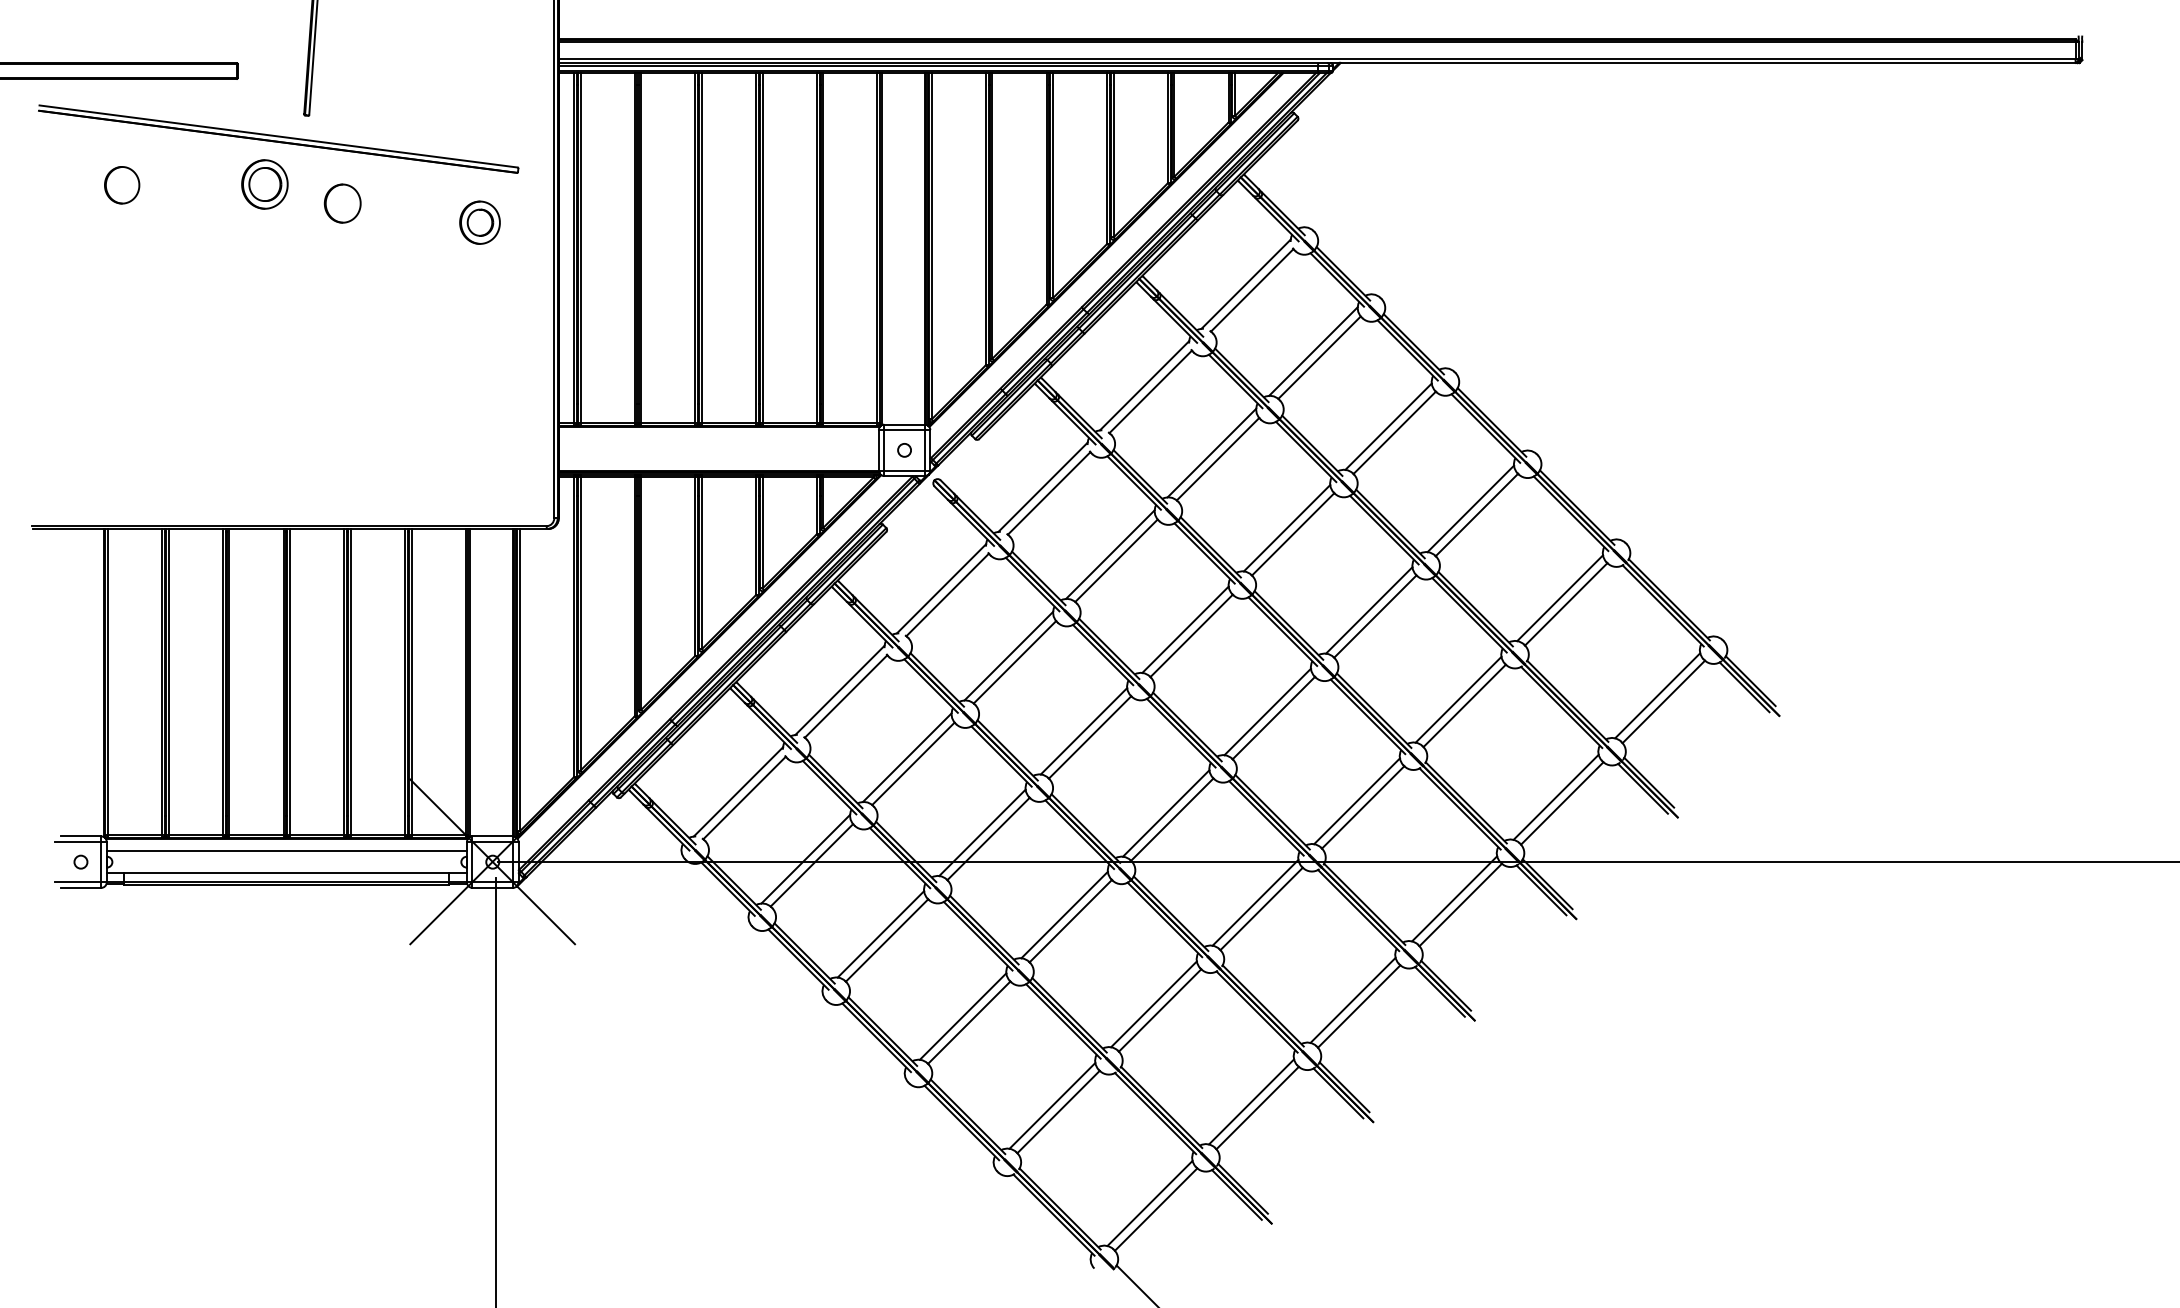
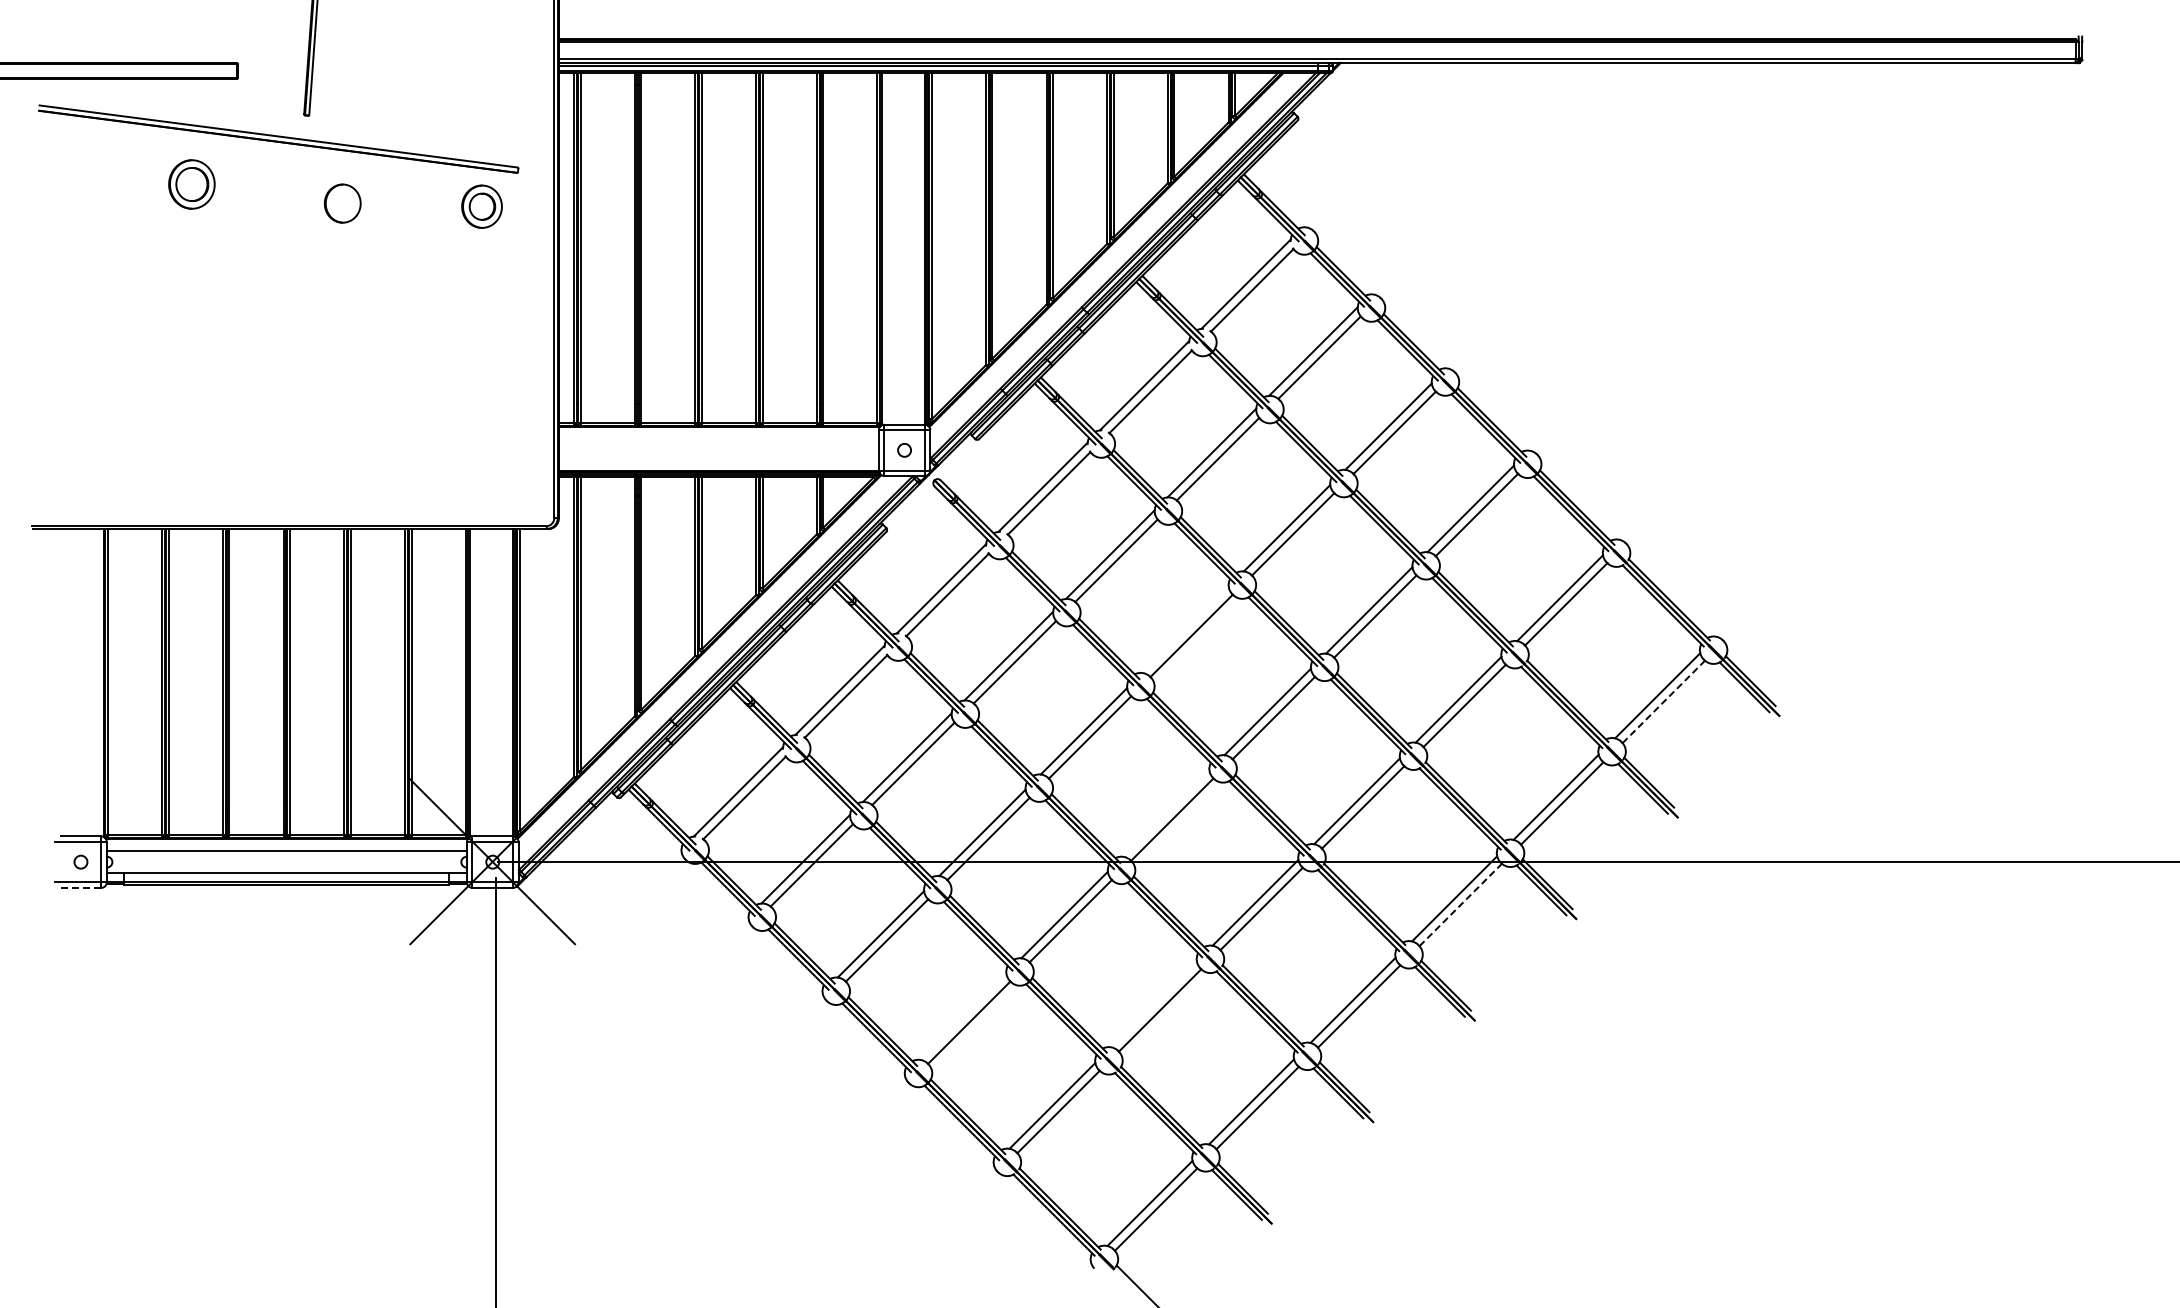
part position: (264, 184) -> (191, 184) (191, 184)
part: present -> none (122, 185)
part position: (479, 222) -> (481, 206) (481, 206)
line: present -> none (1185, 629)
line: solid -> dashed (1664, 701)
line: present -> none (1165, 813)
line: solid -> dashed (80, 887)
line: solid -> dashed (1461, 904)
line: present -> none (1153, 1004)
line: present -> none (962, 1016)
